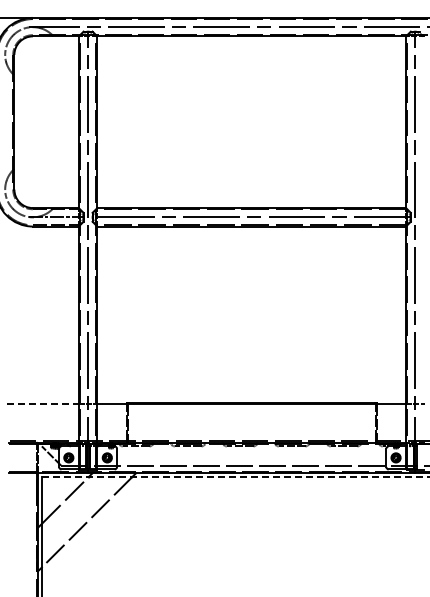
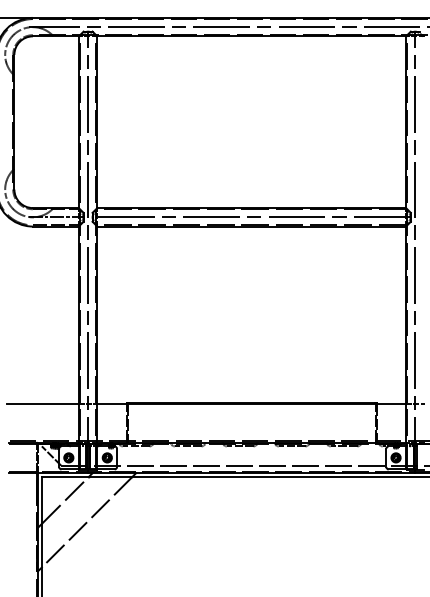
line: dashed -> solid (43, 404)
line: dashed -> solid (235, 477)
